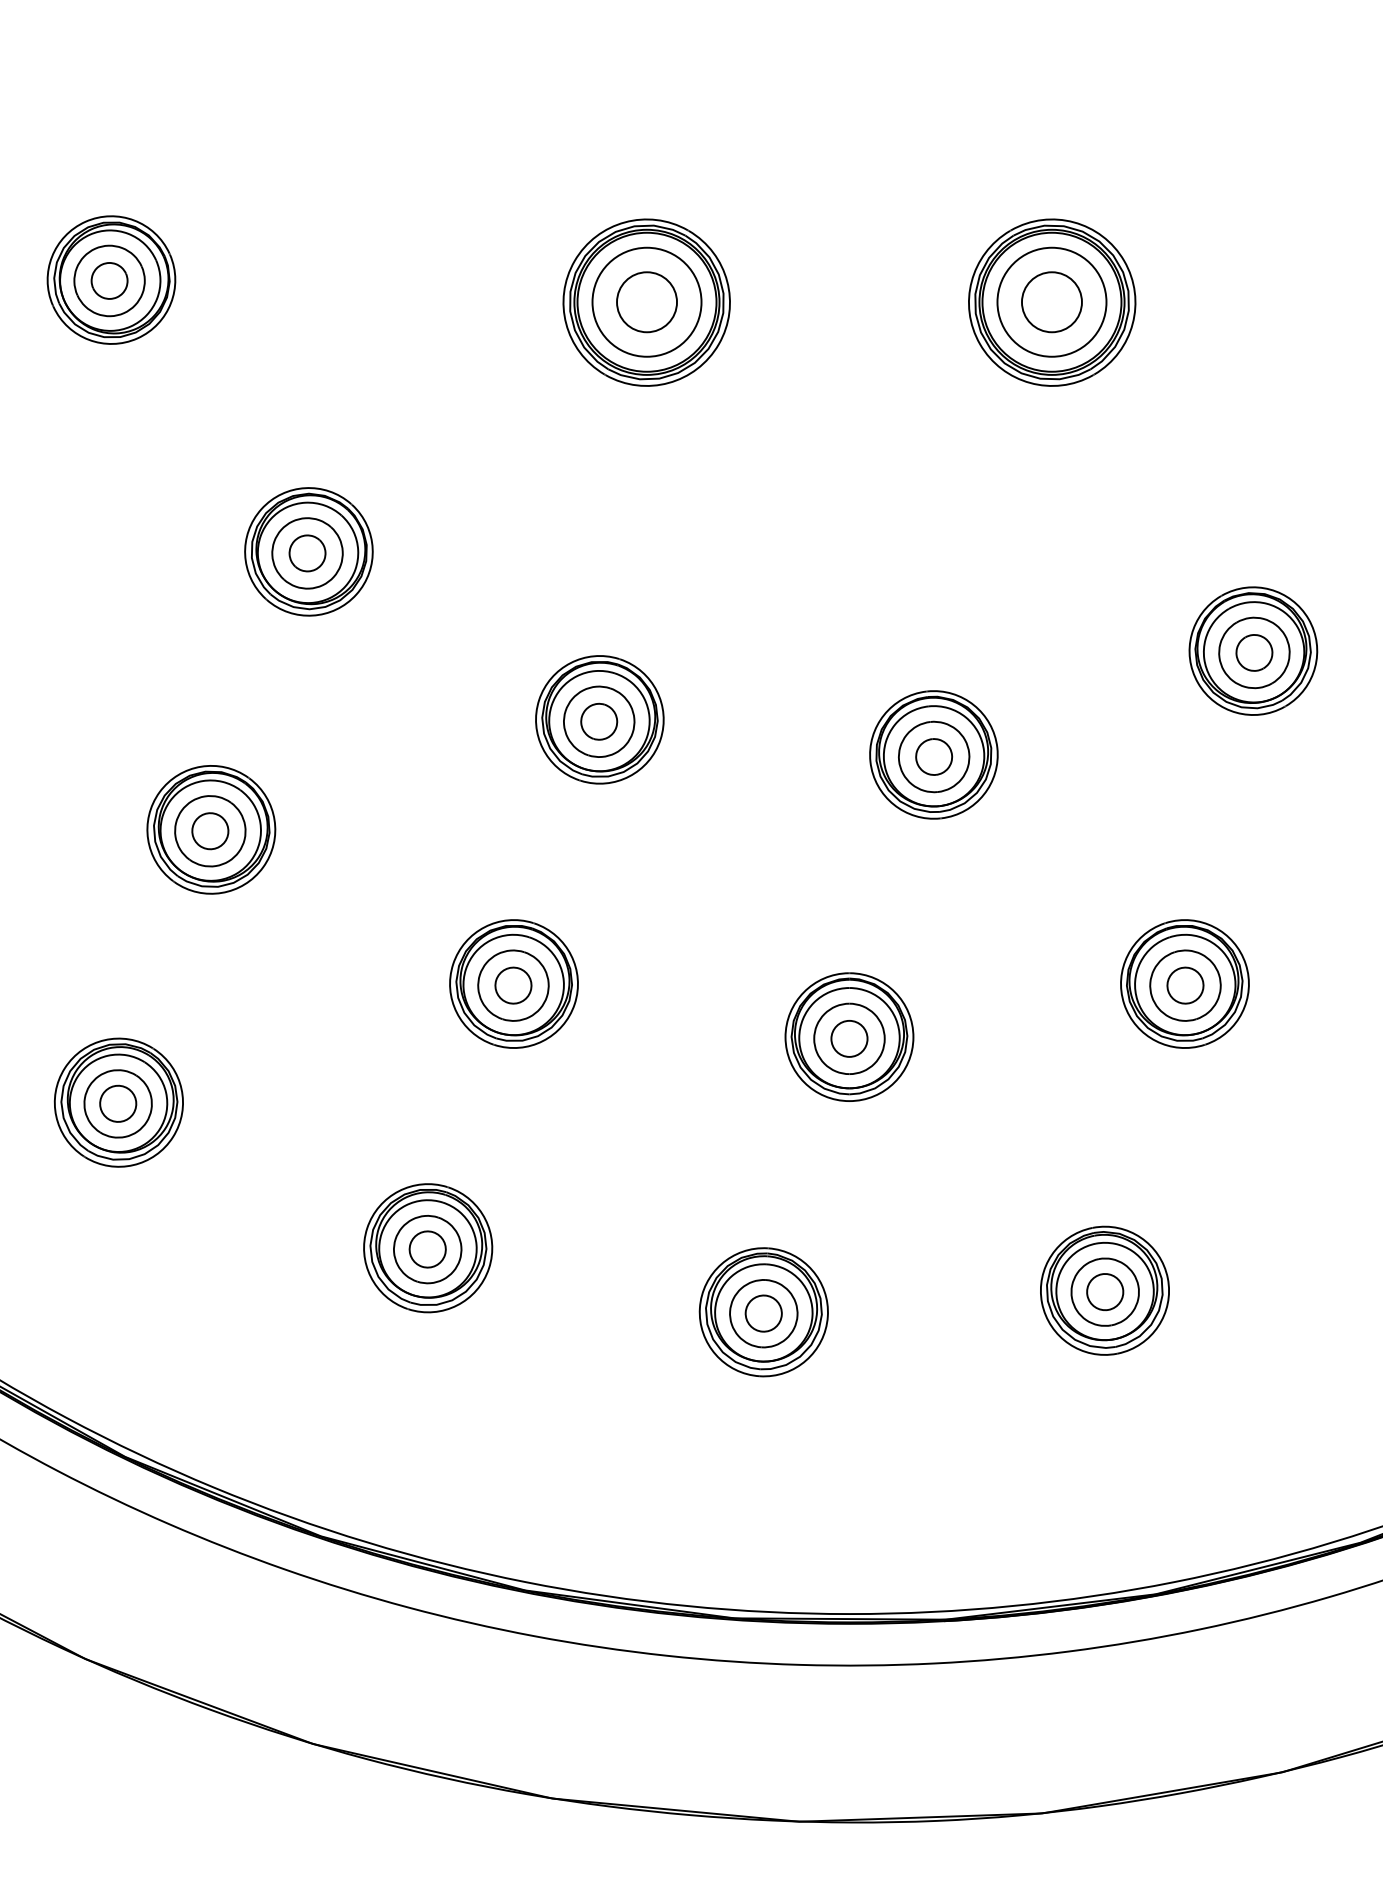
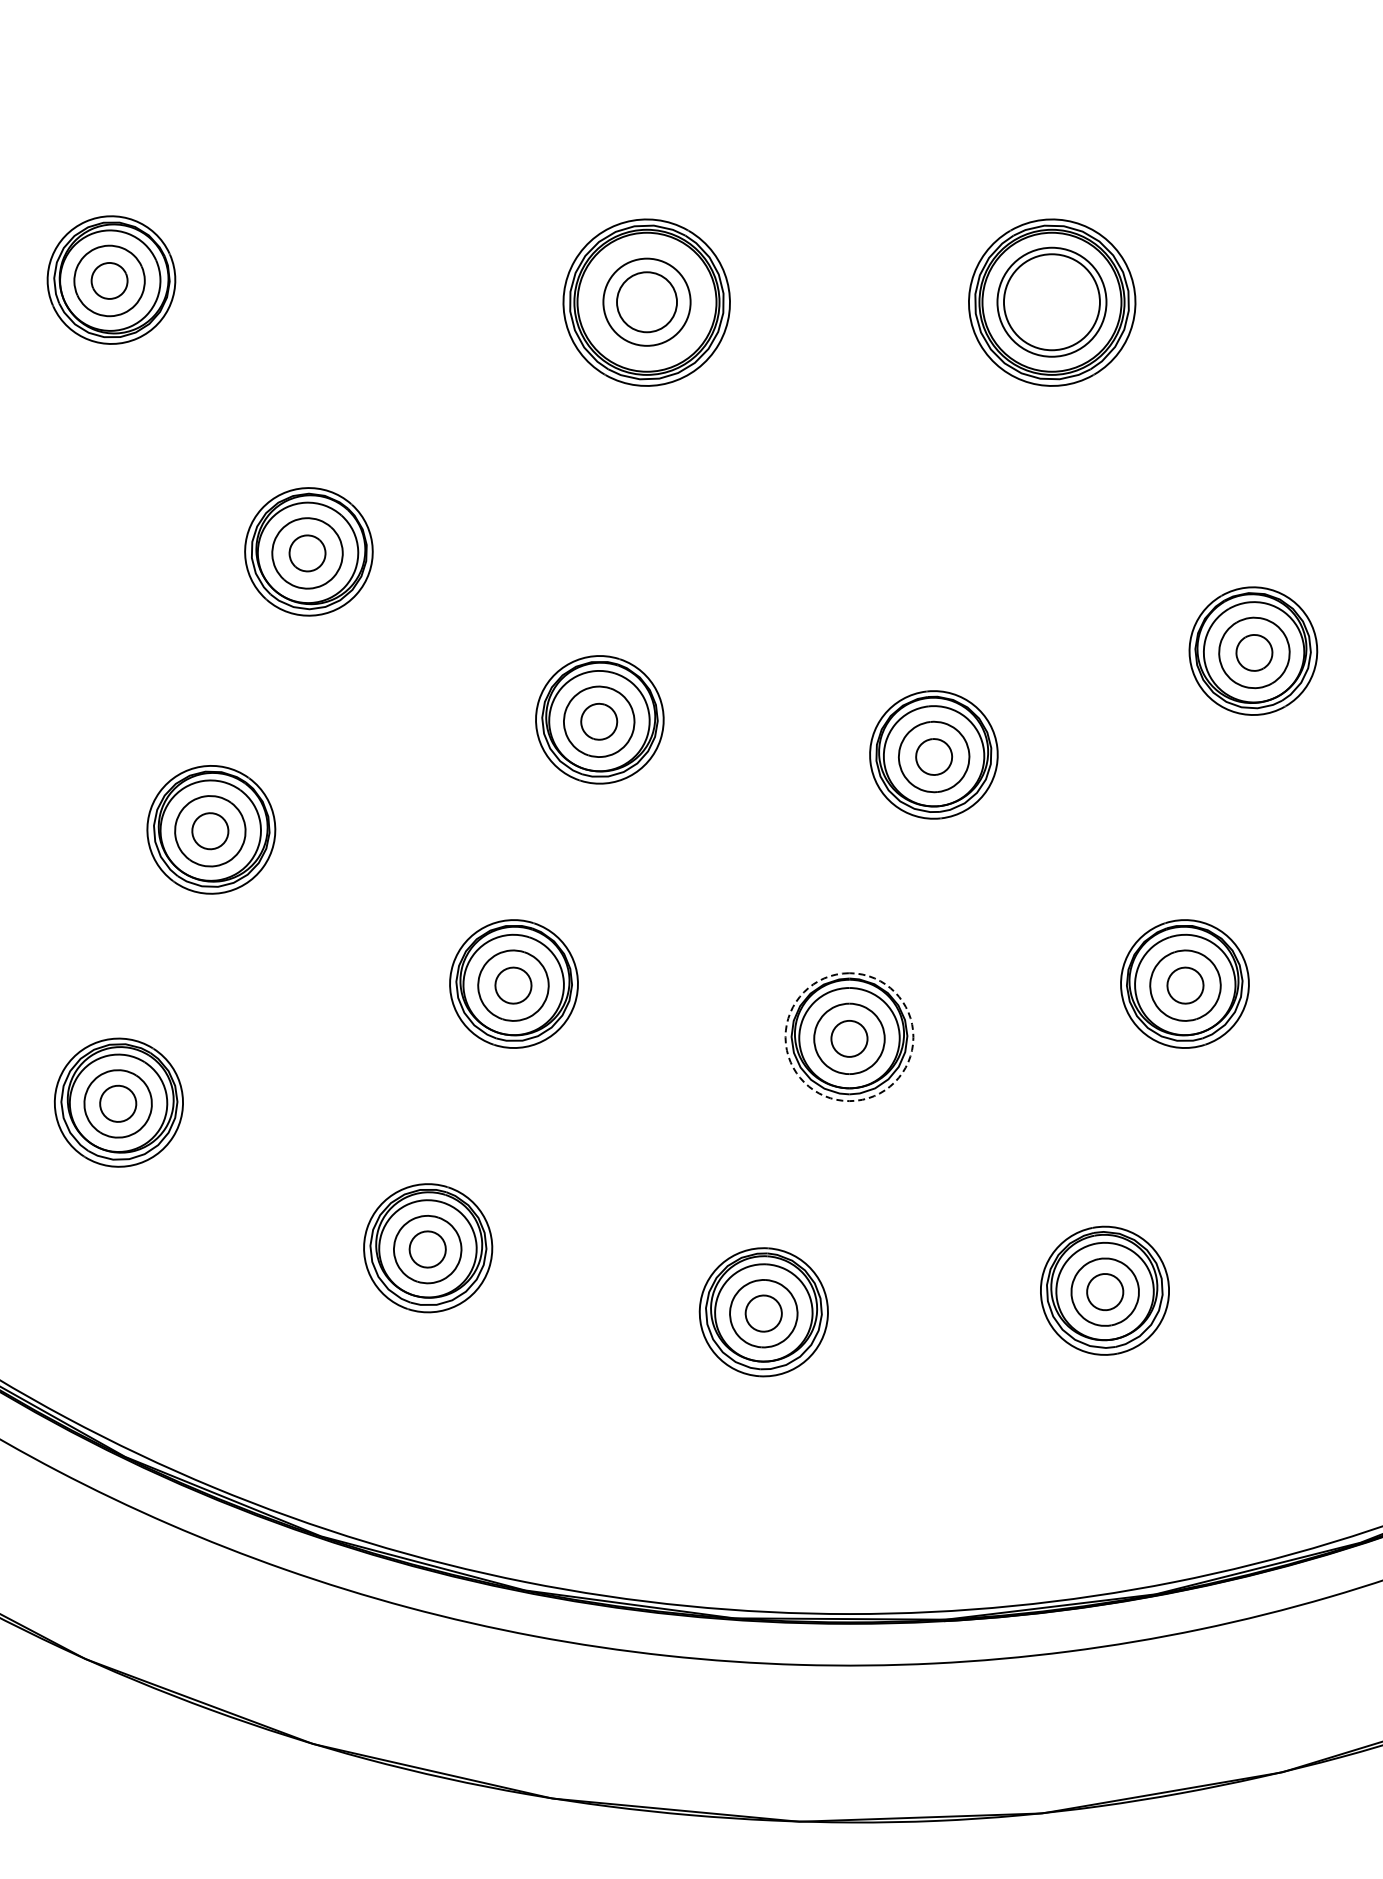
circle diameter: 109 px -> 87 px (646, 301)
circle diameter: 60 px -> 96 px (1051, 302)
arc: solid -> dashed (849, 1101)
